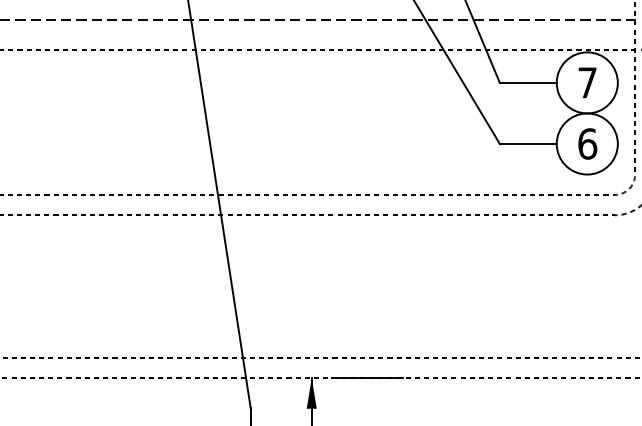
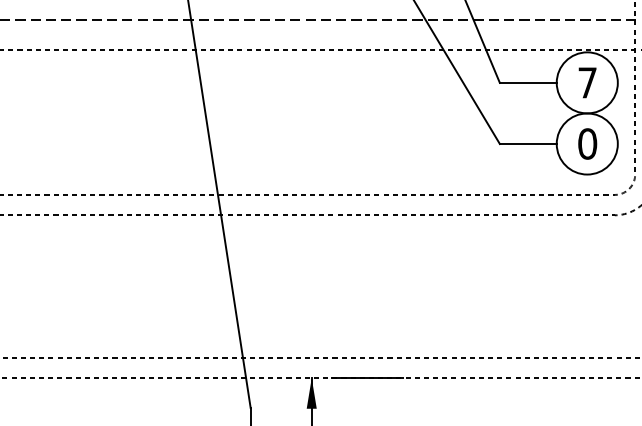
text: 6 -> 0 (587, 143)
